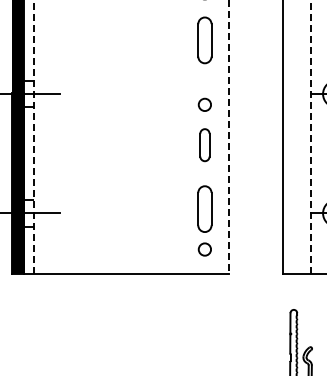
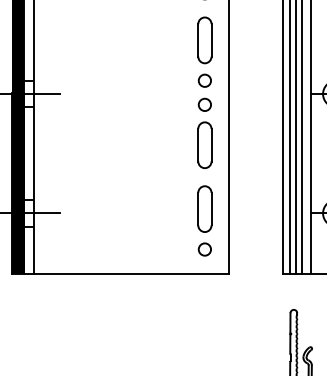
circle: none -> present (204, 80)
line: dashed -> solid (33, 136)
line: dashed -> solid (310, 136)
line: dashed -> solid (229, 137)
line: none -> present (289, 137)
line: none -> present (296, 137)
line: none -> present (302, 137)
part size: 12x35 px -> 16x48 px (204, 144)
